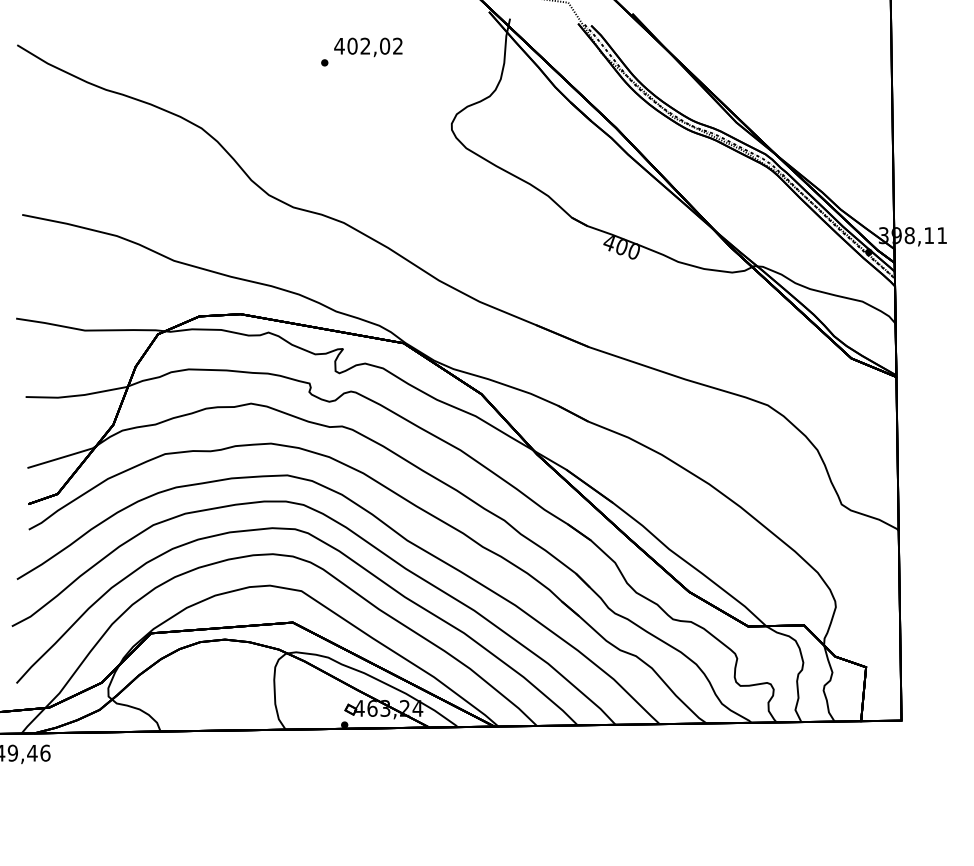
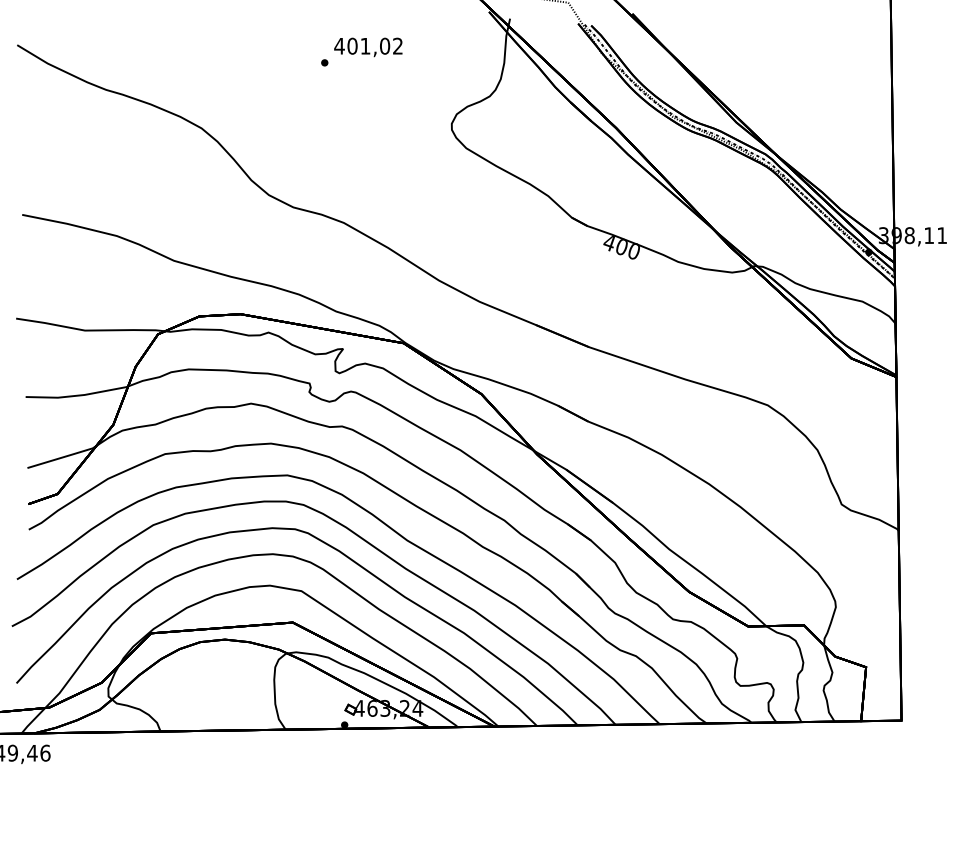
text: 402,02 -> 401,02 (365, 45)
